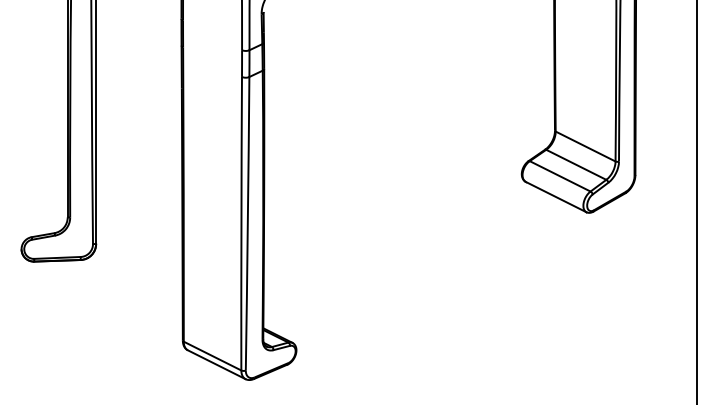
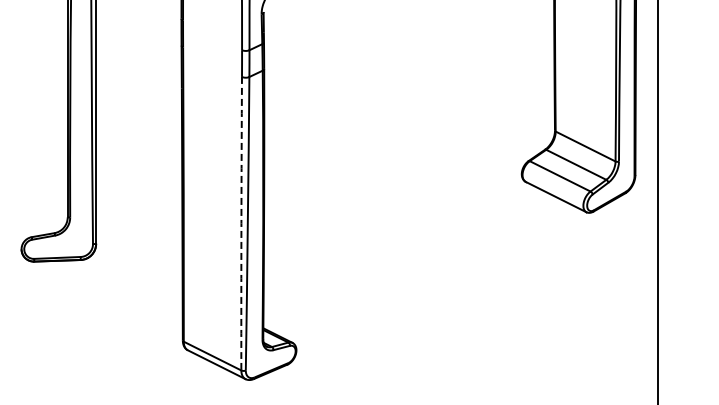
line position: (697, 201) -> (658, 201) (658, 201)
arc: solid -> dashed (241, 223)
